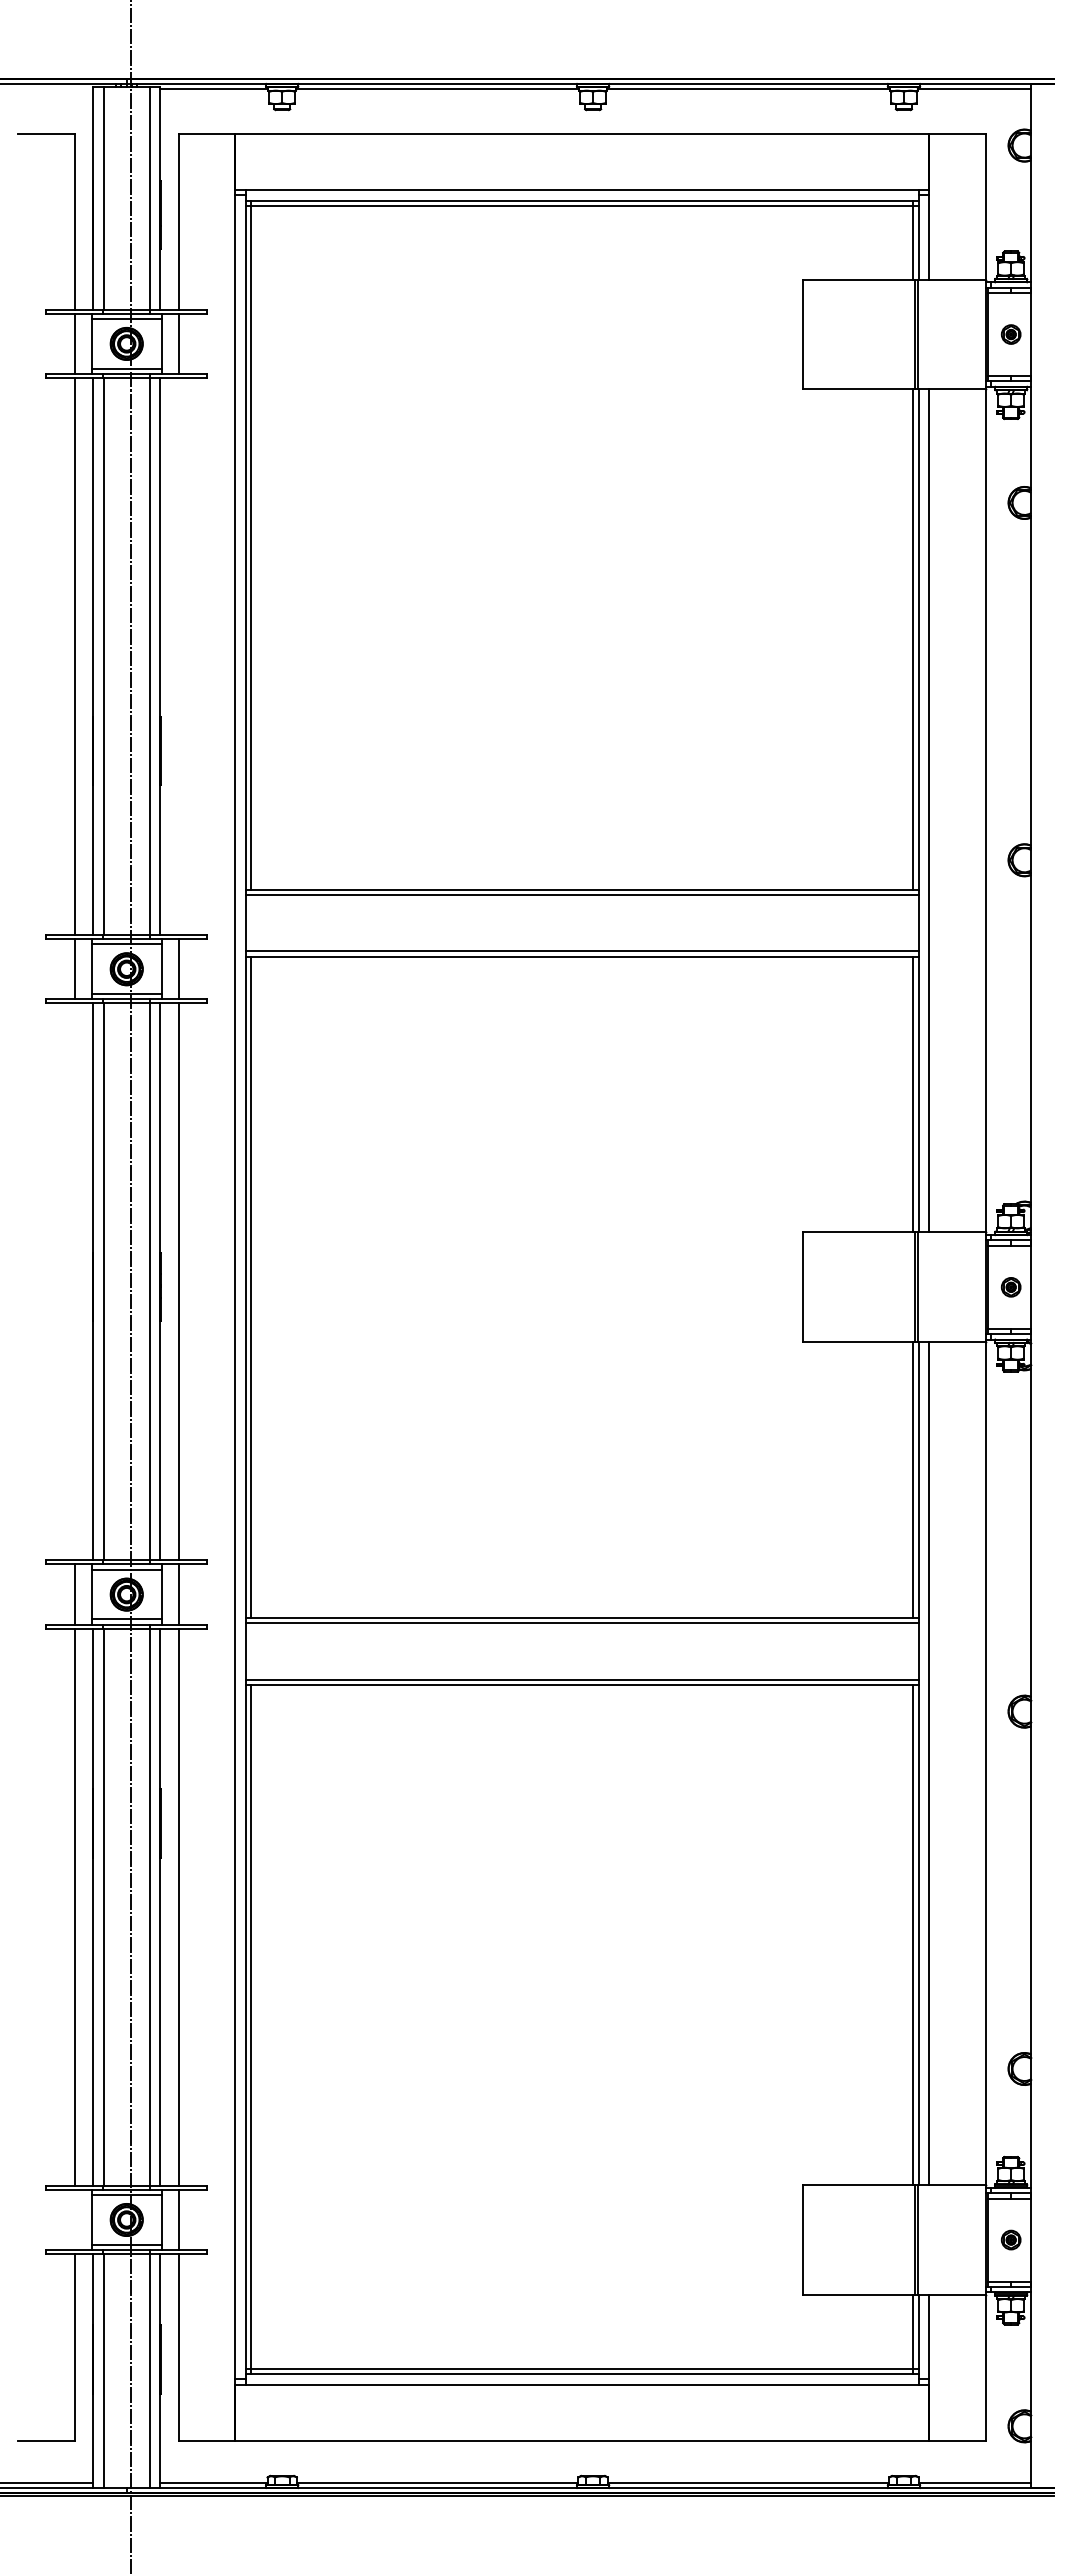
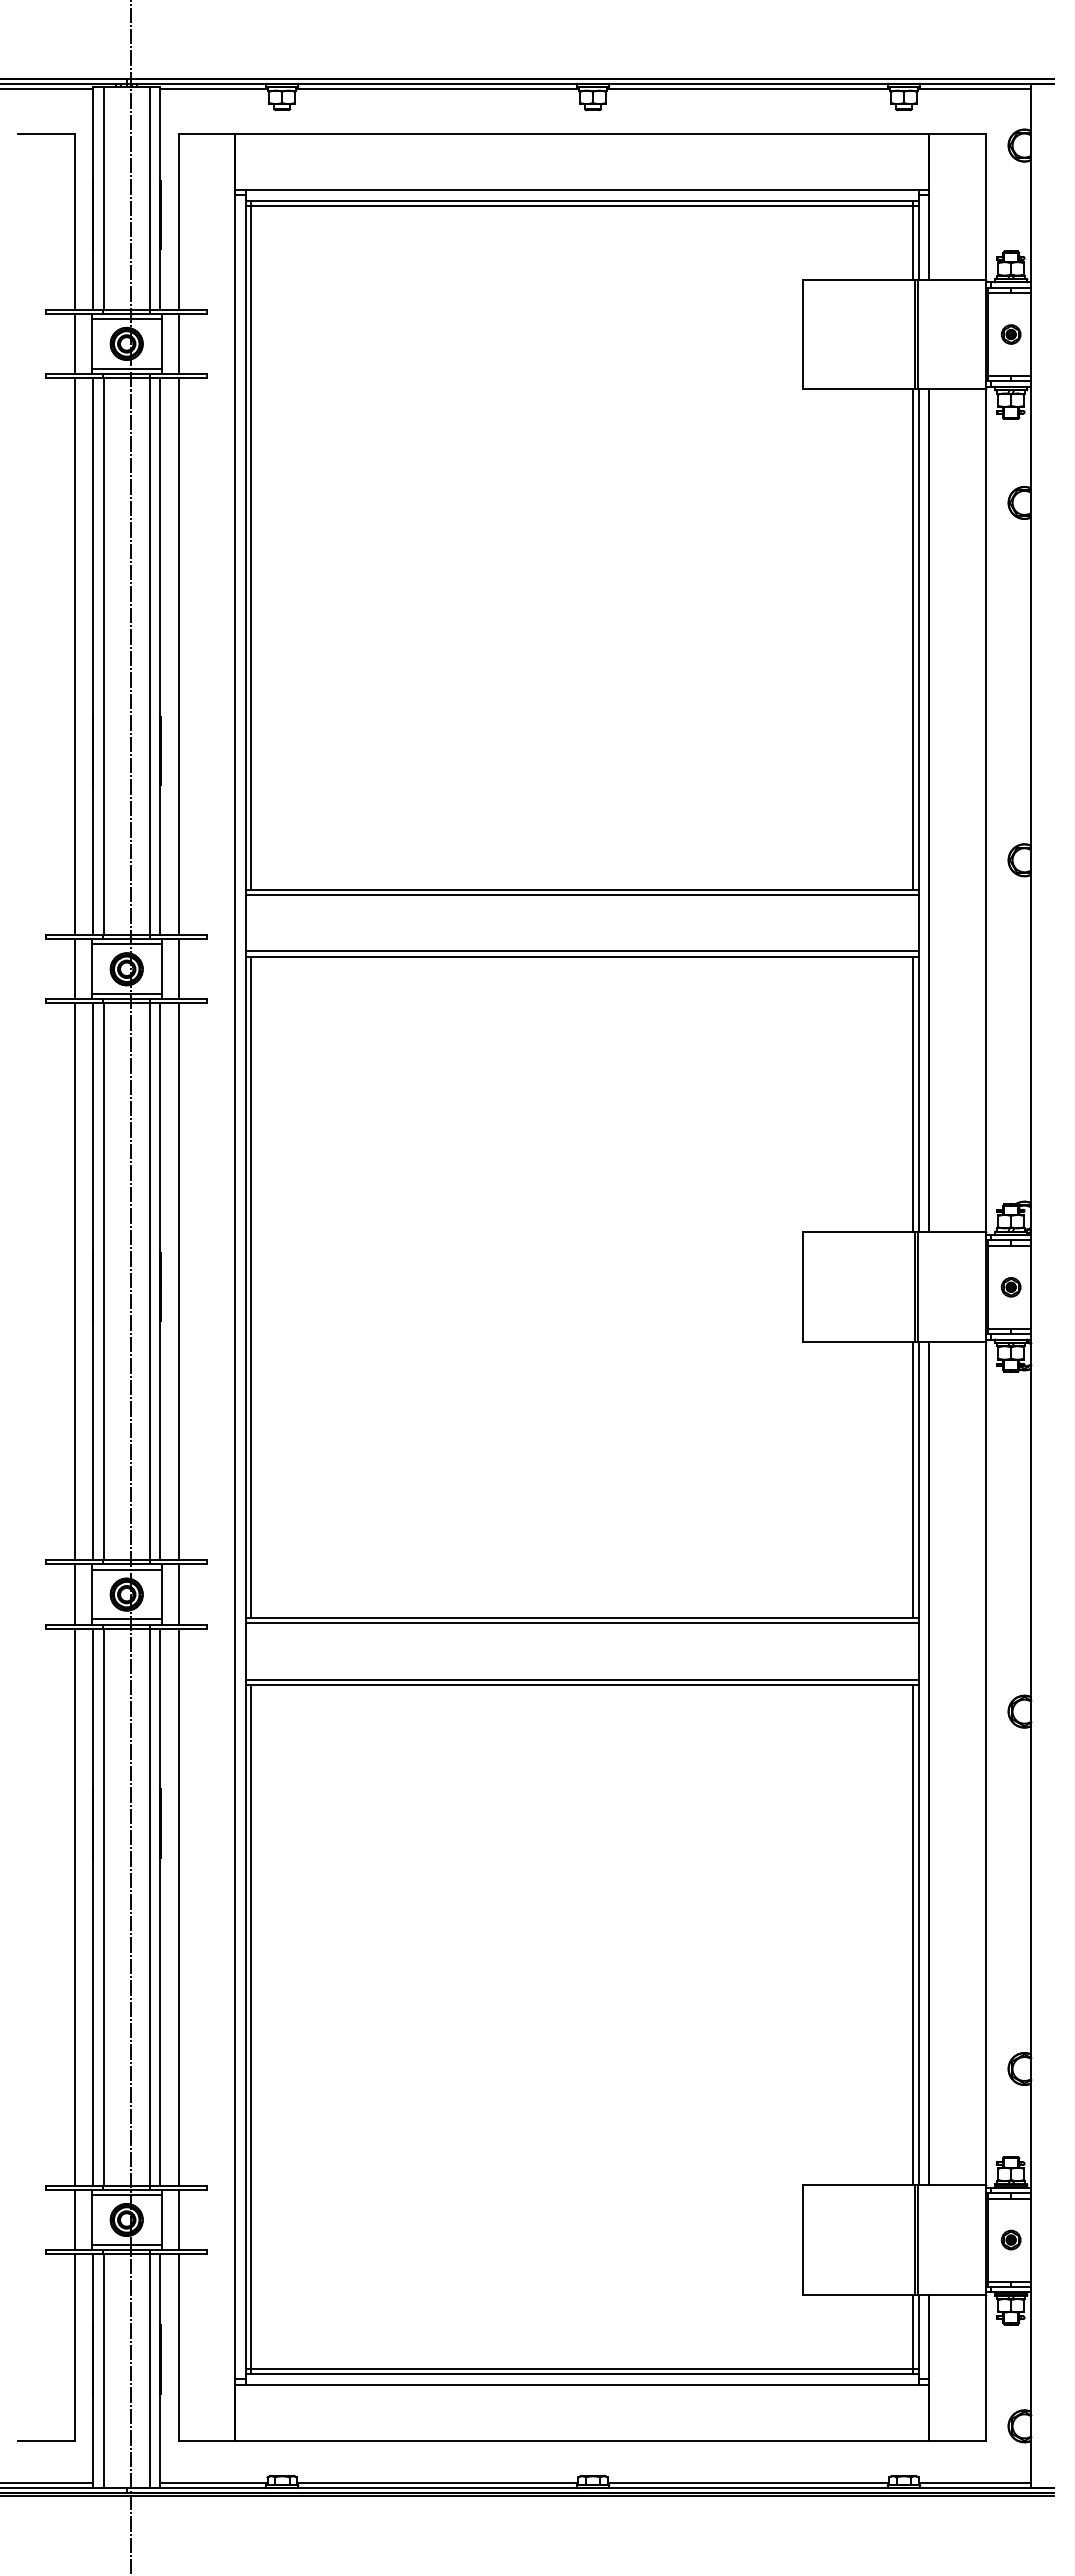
line: none -> present (47, 89)
line: none -> present (179, 656)
line: none -> present (74, 1281)
line: none -> present (74, 2219)
